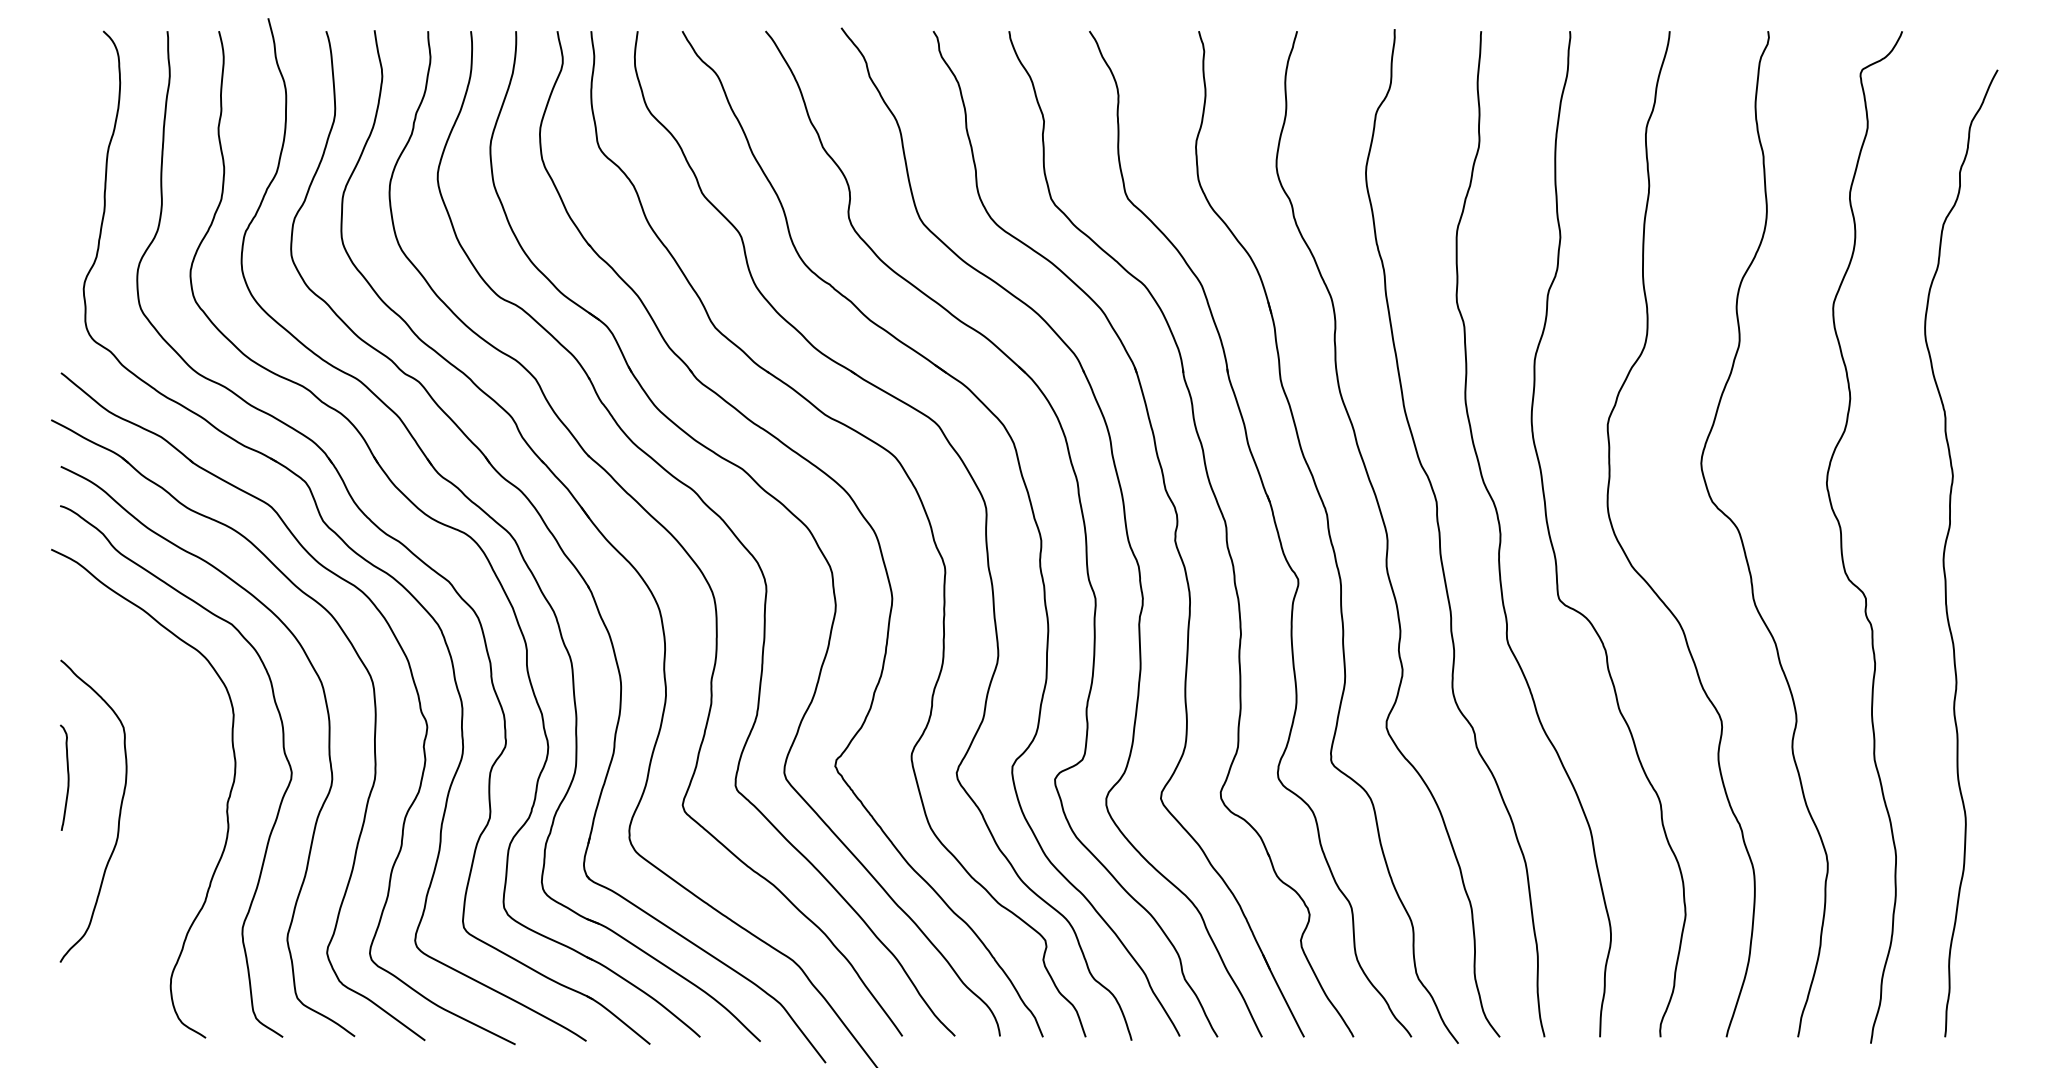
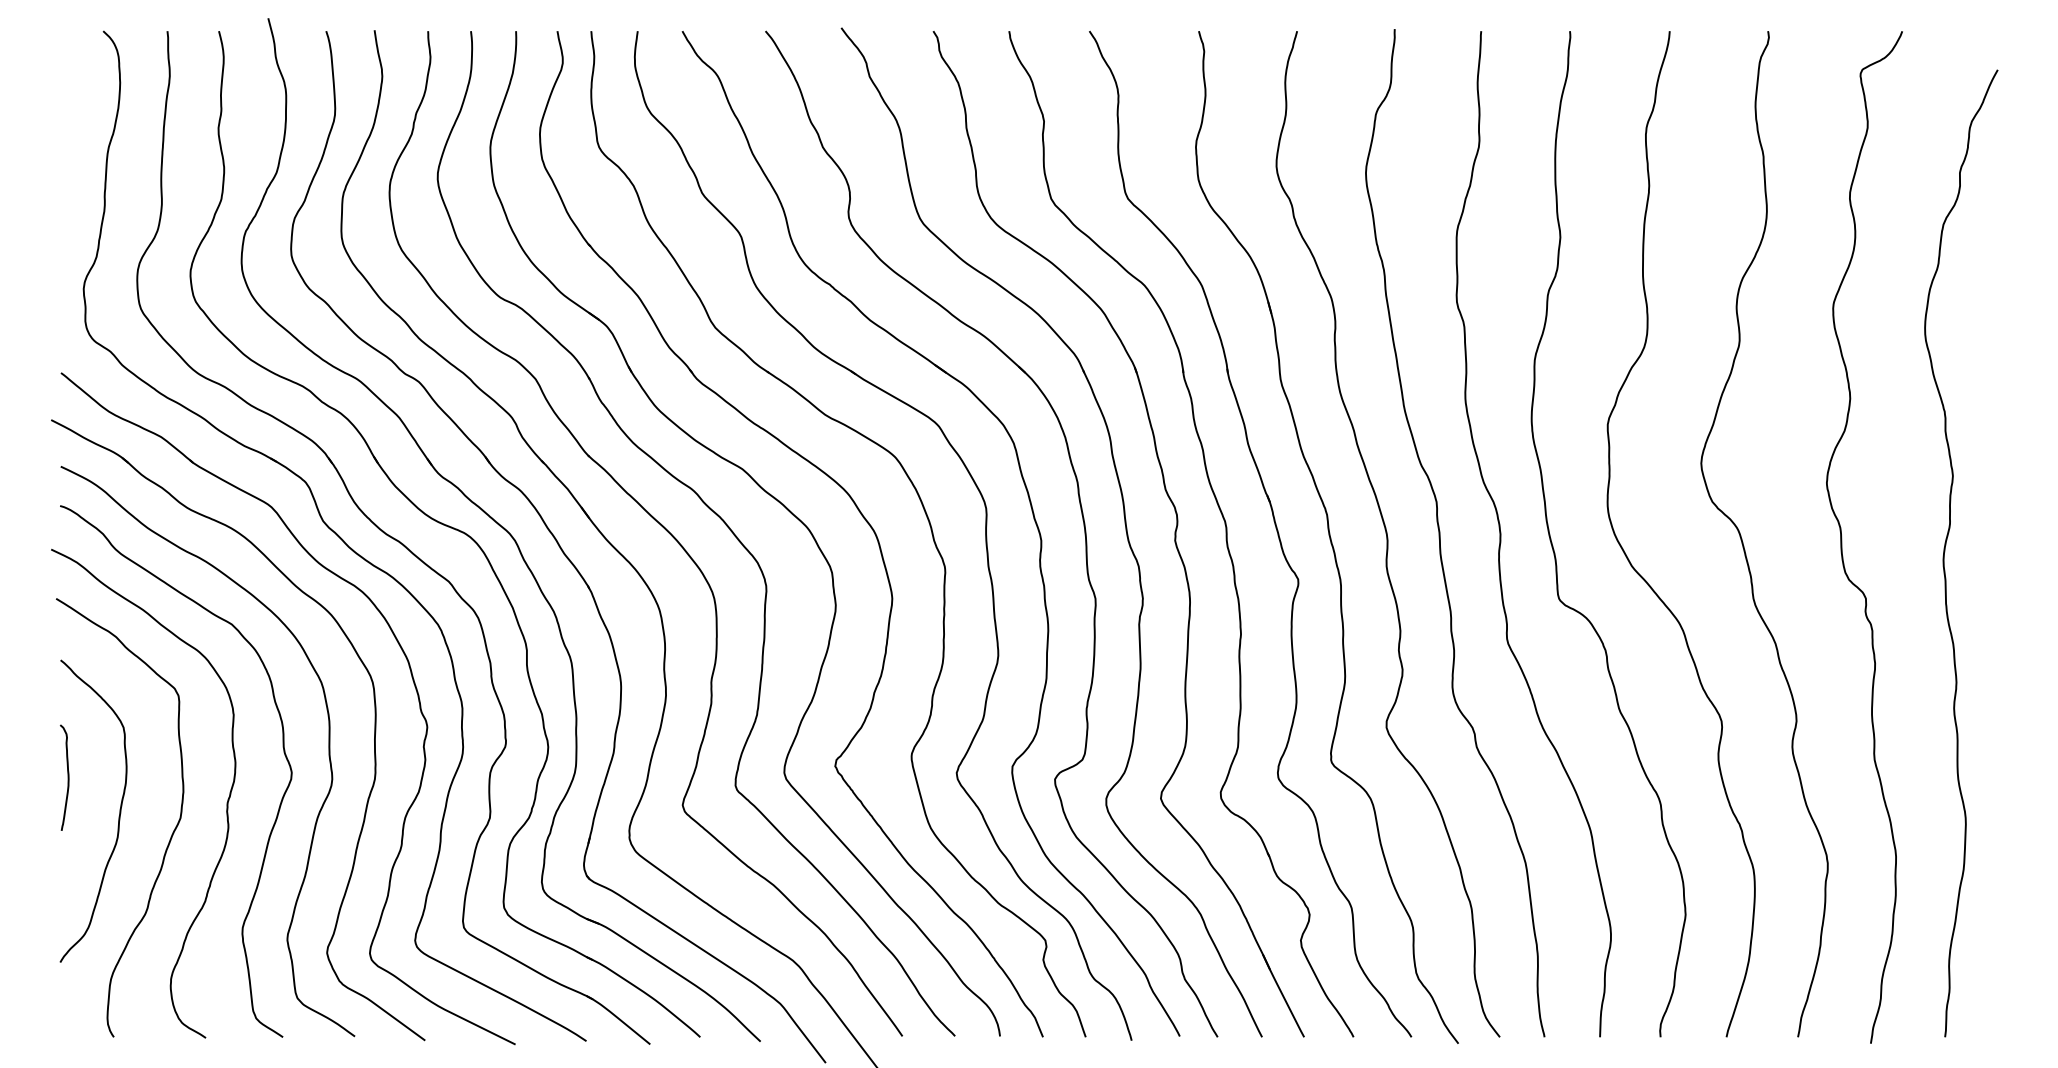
curve: none -> present (170, 836)
